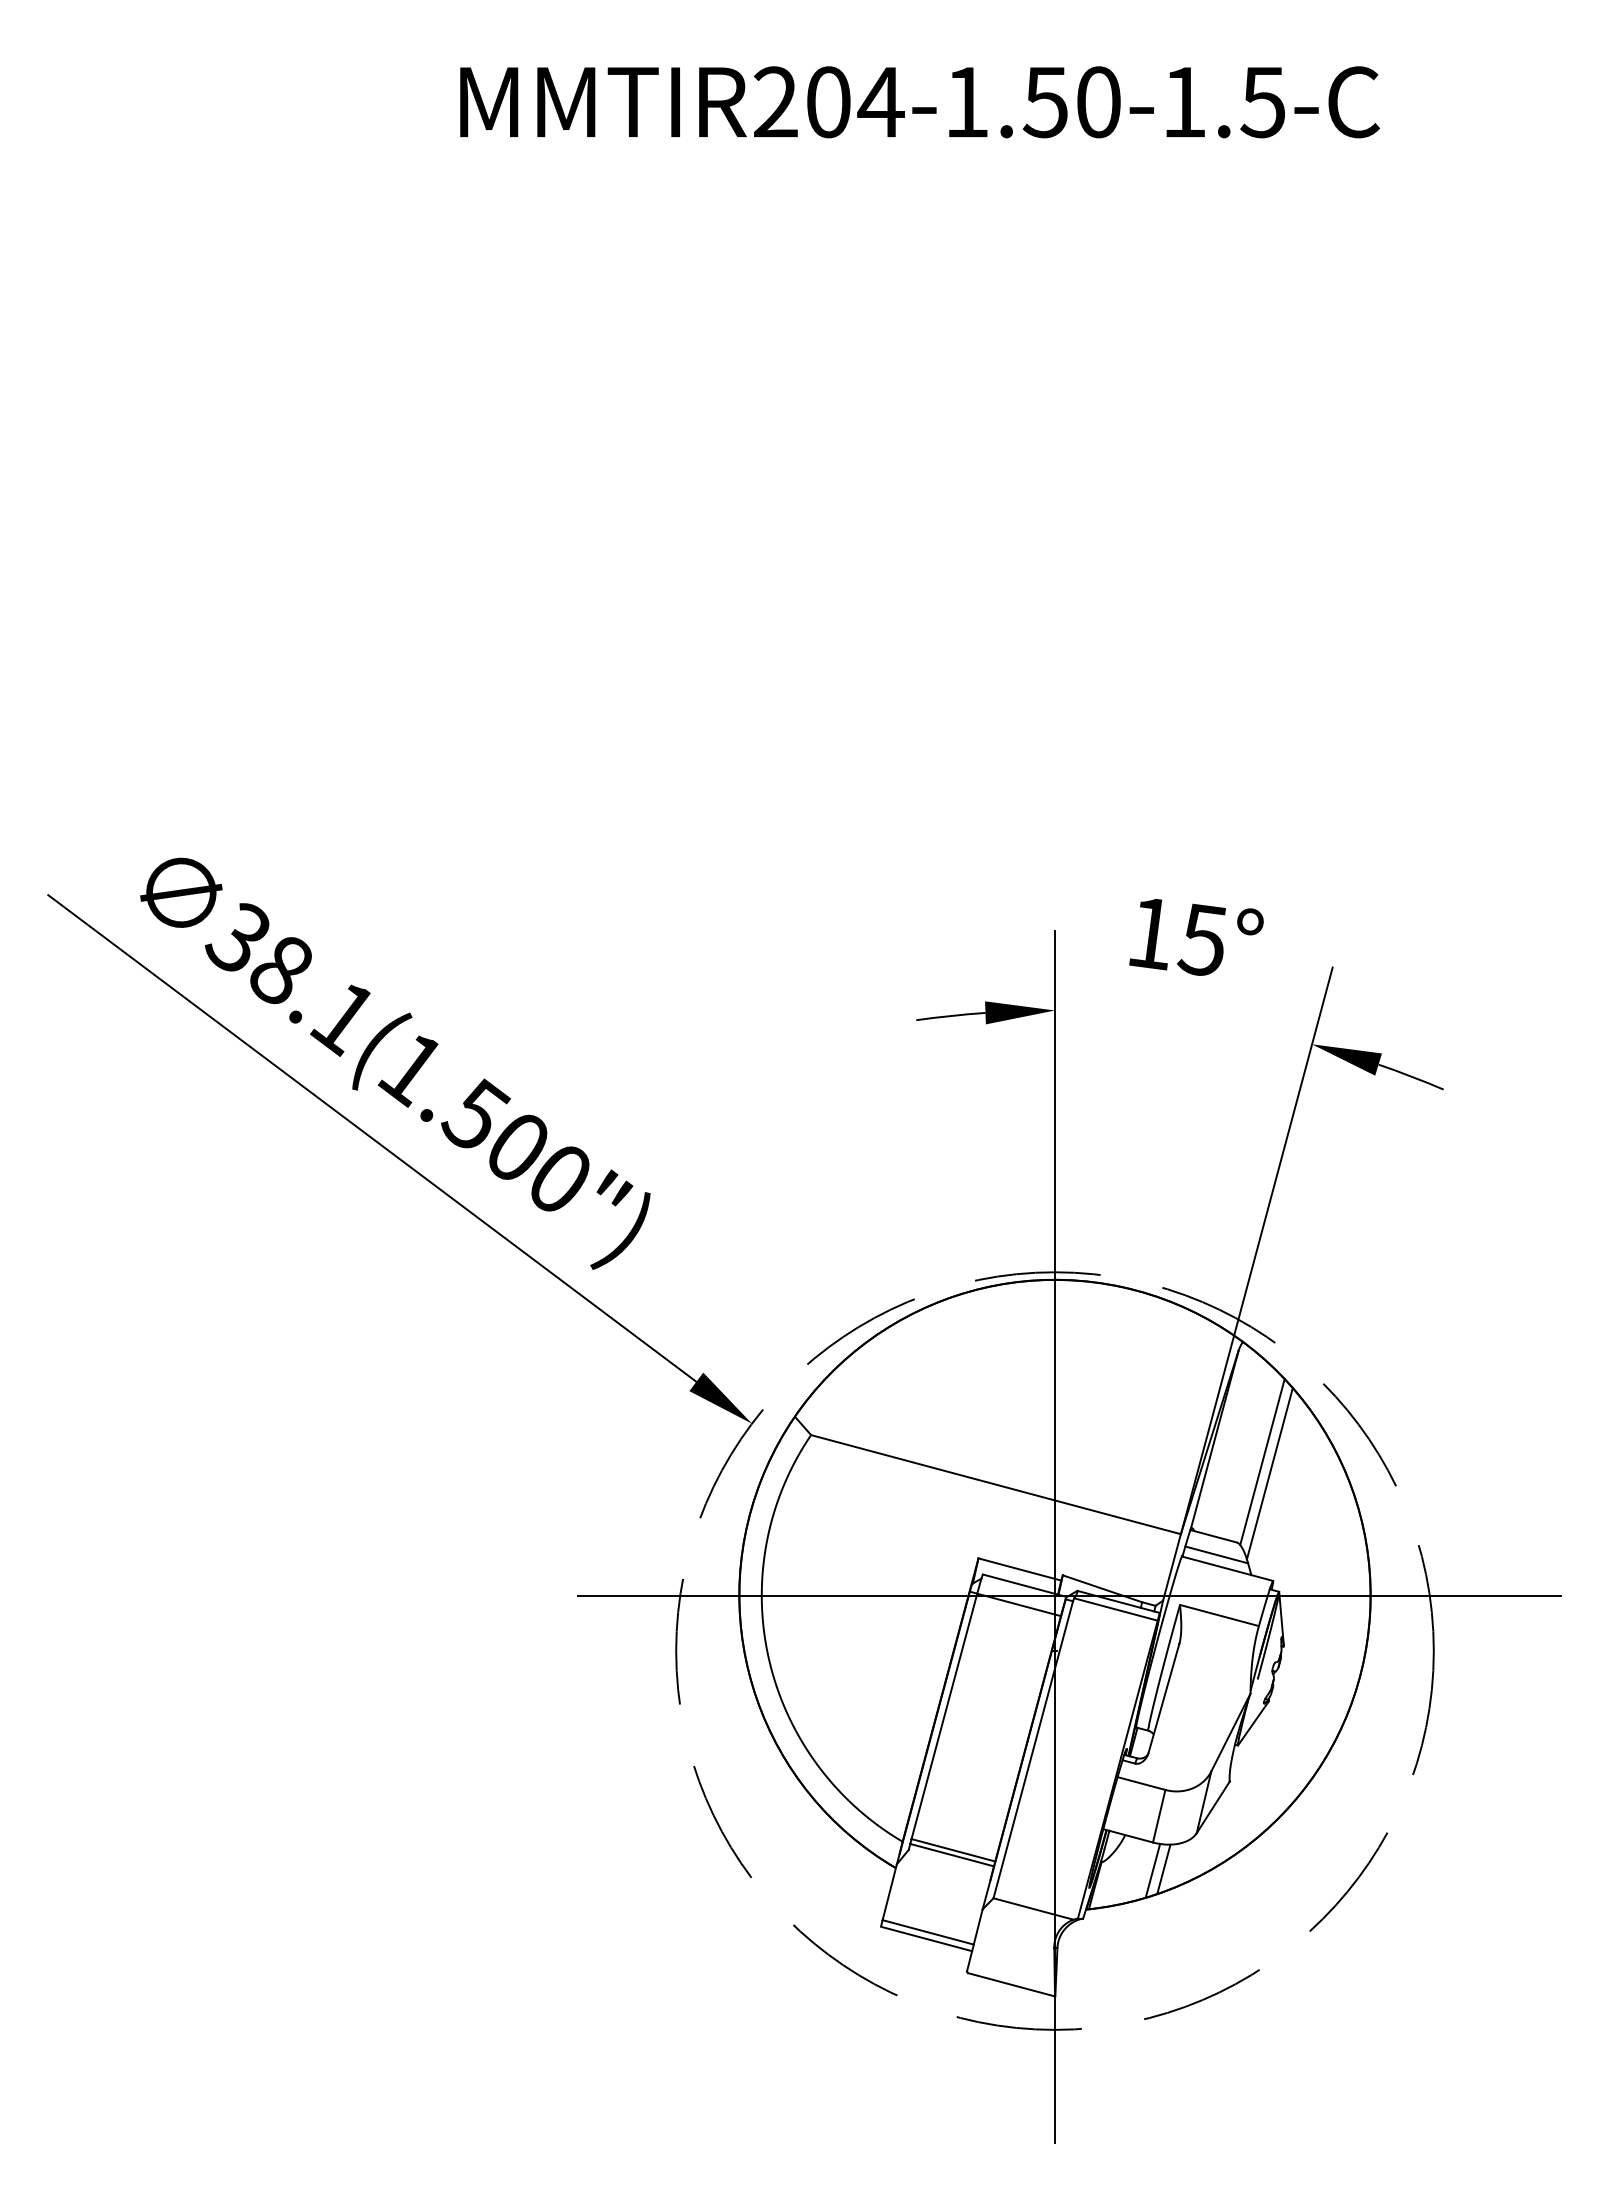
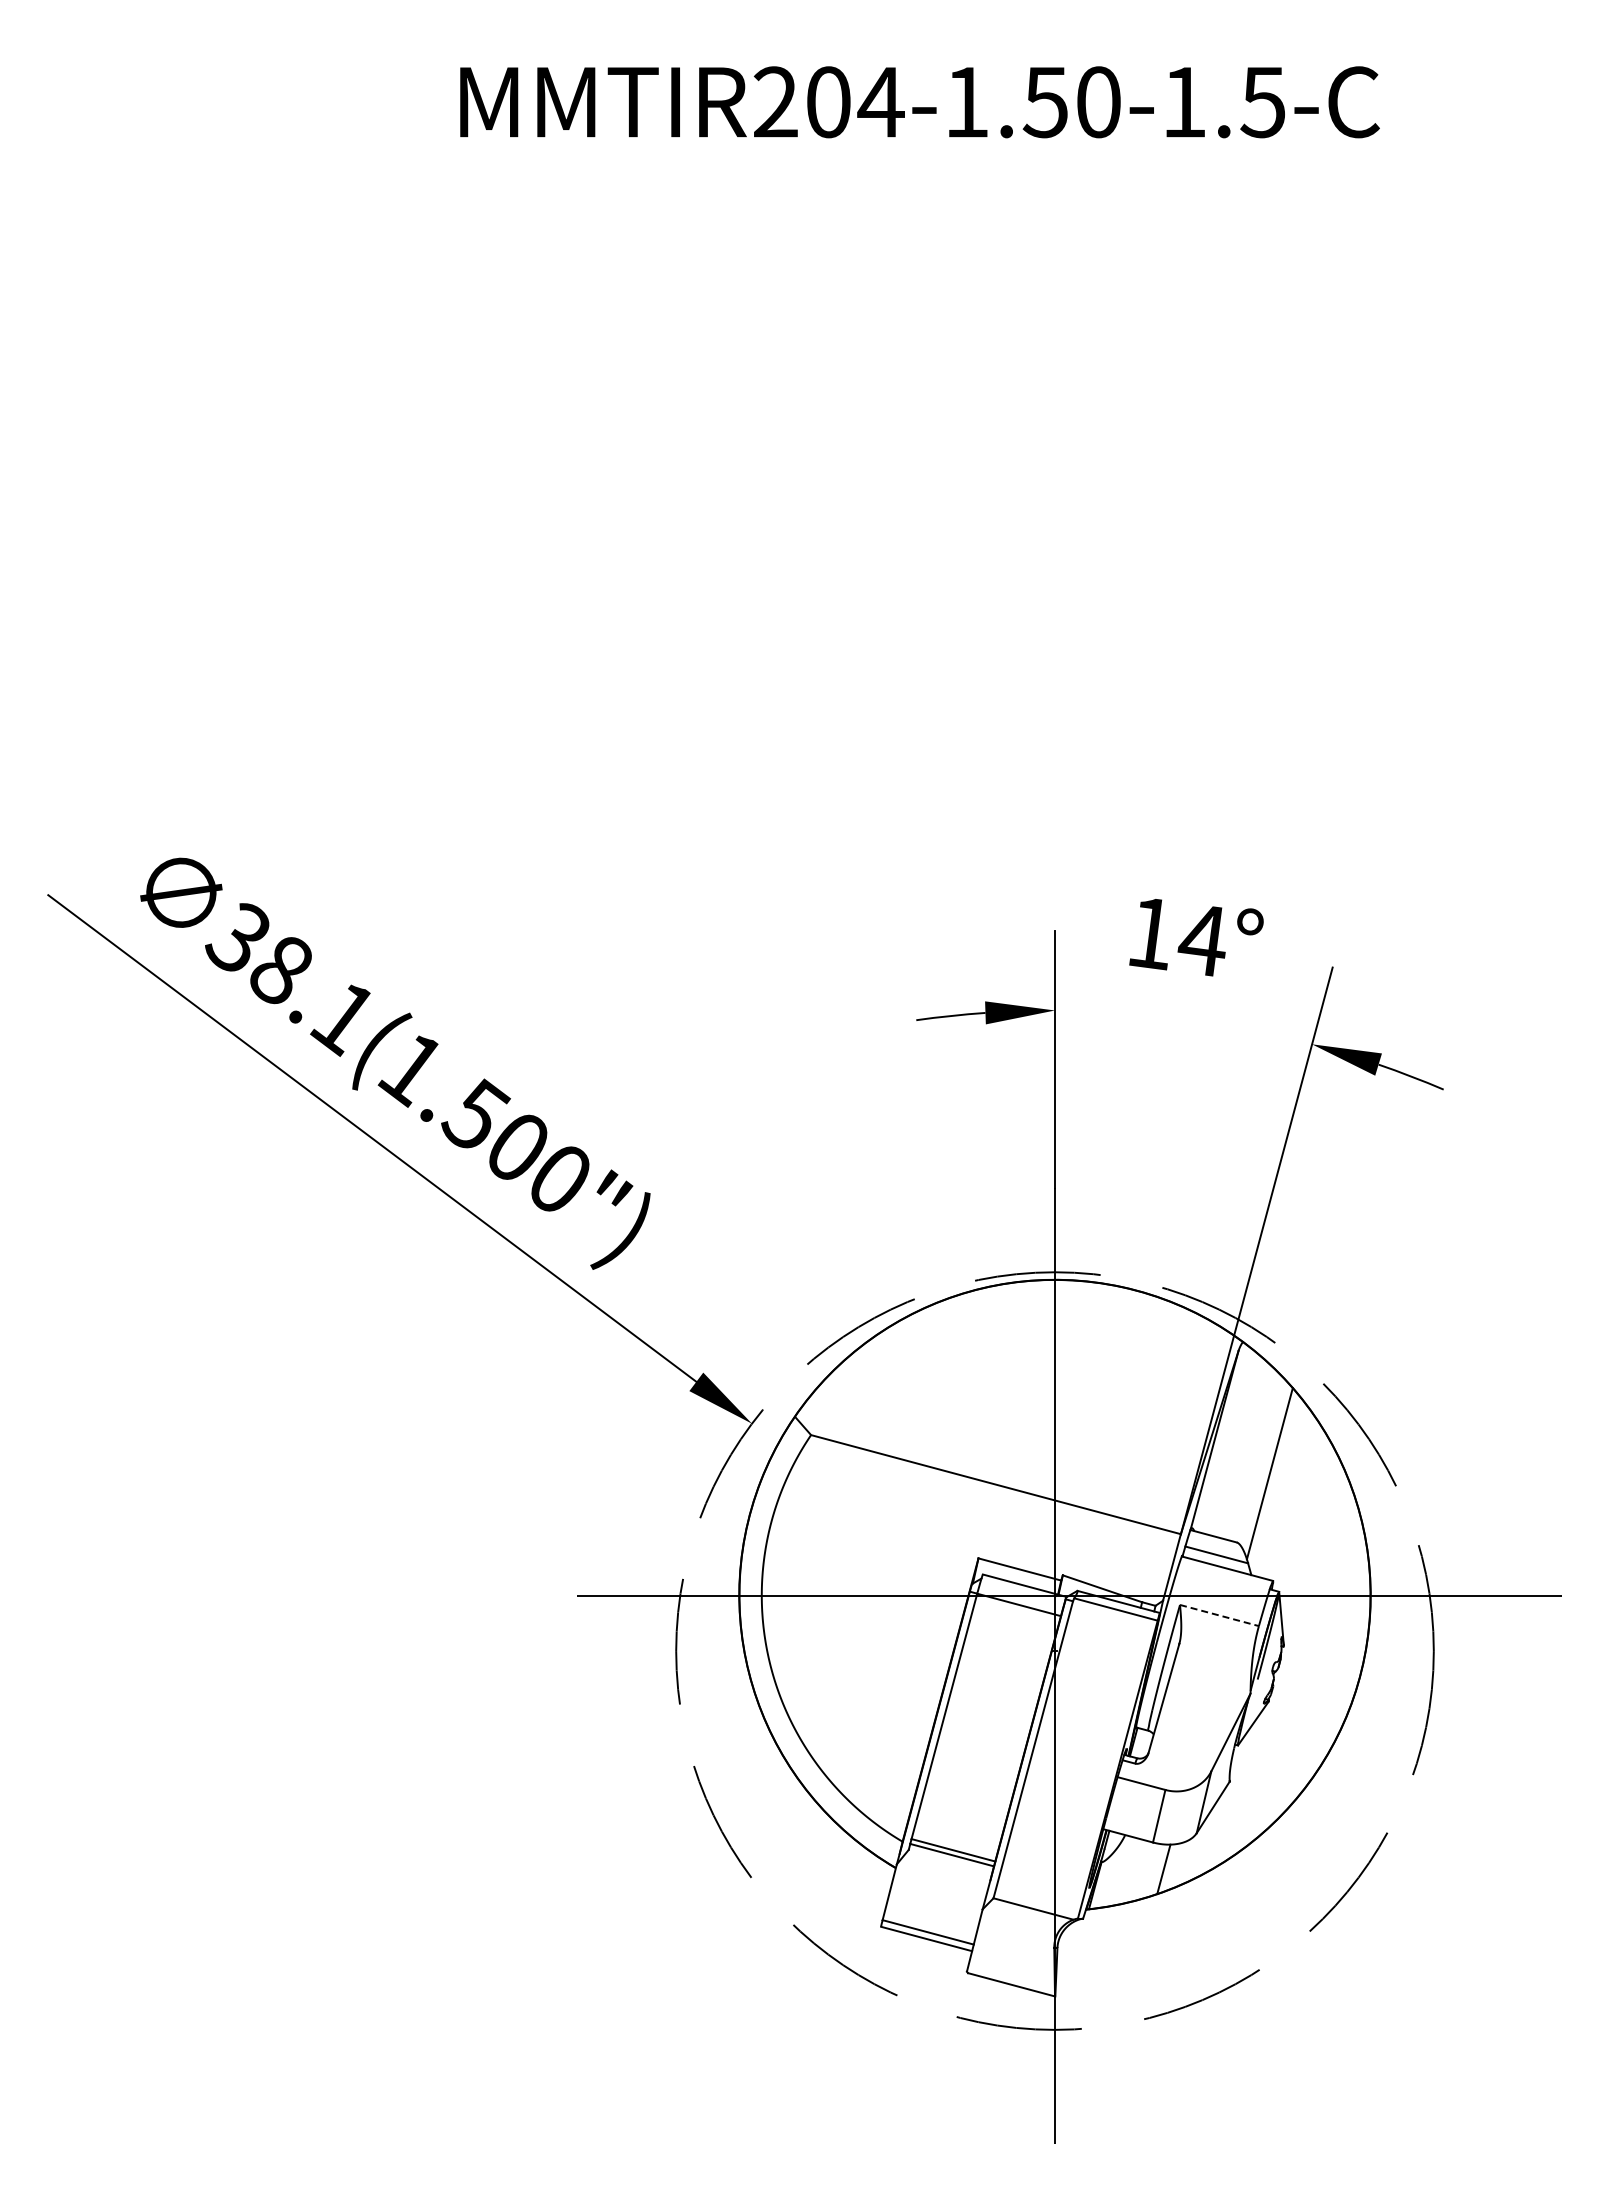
text: 15° -> 14° (1200, 939)
line: present -> none (1262, 1462)
line: solid -> dashed (1219, 1615)
line: present -> none (1152, 1870)
